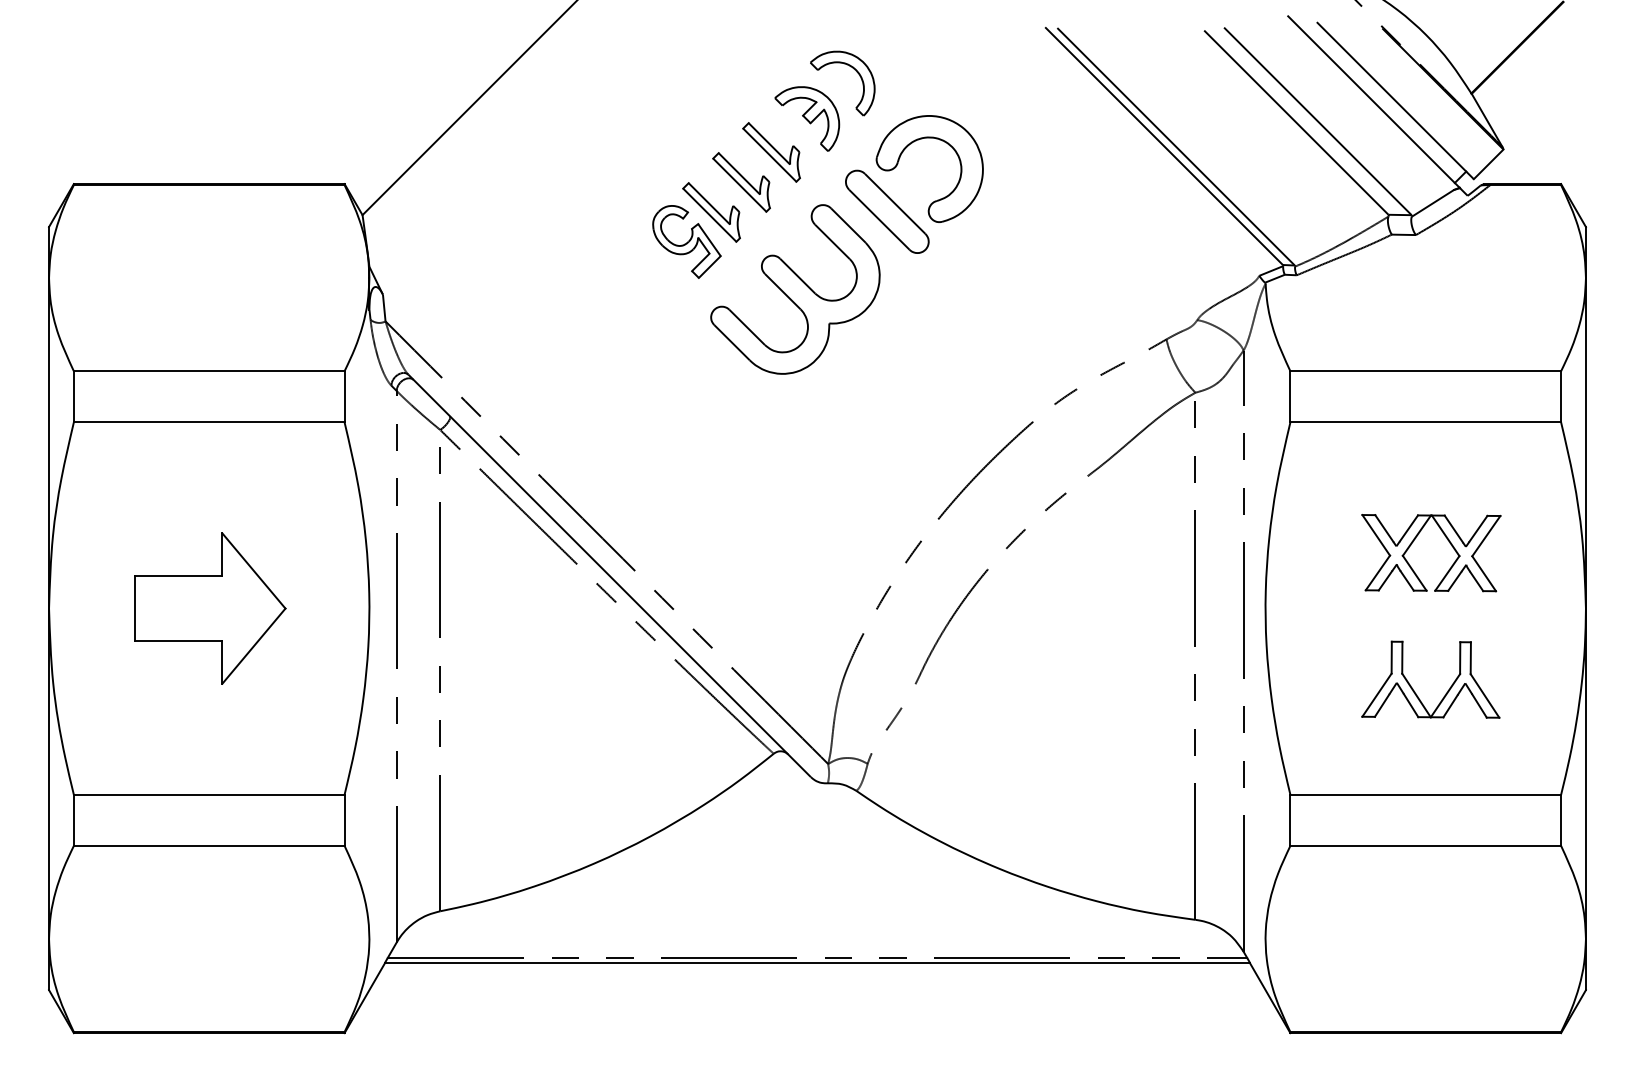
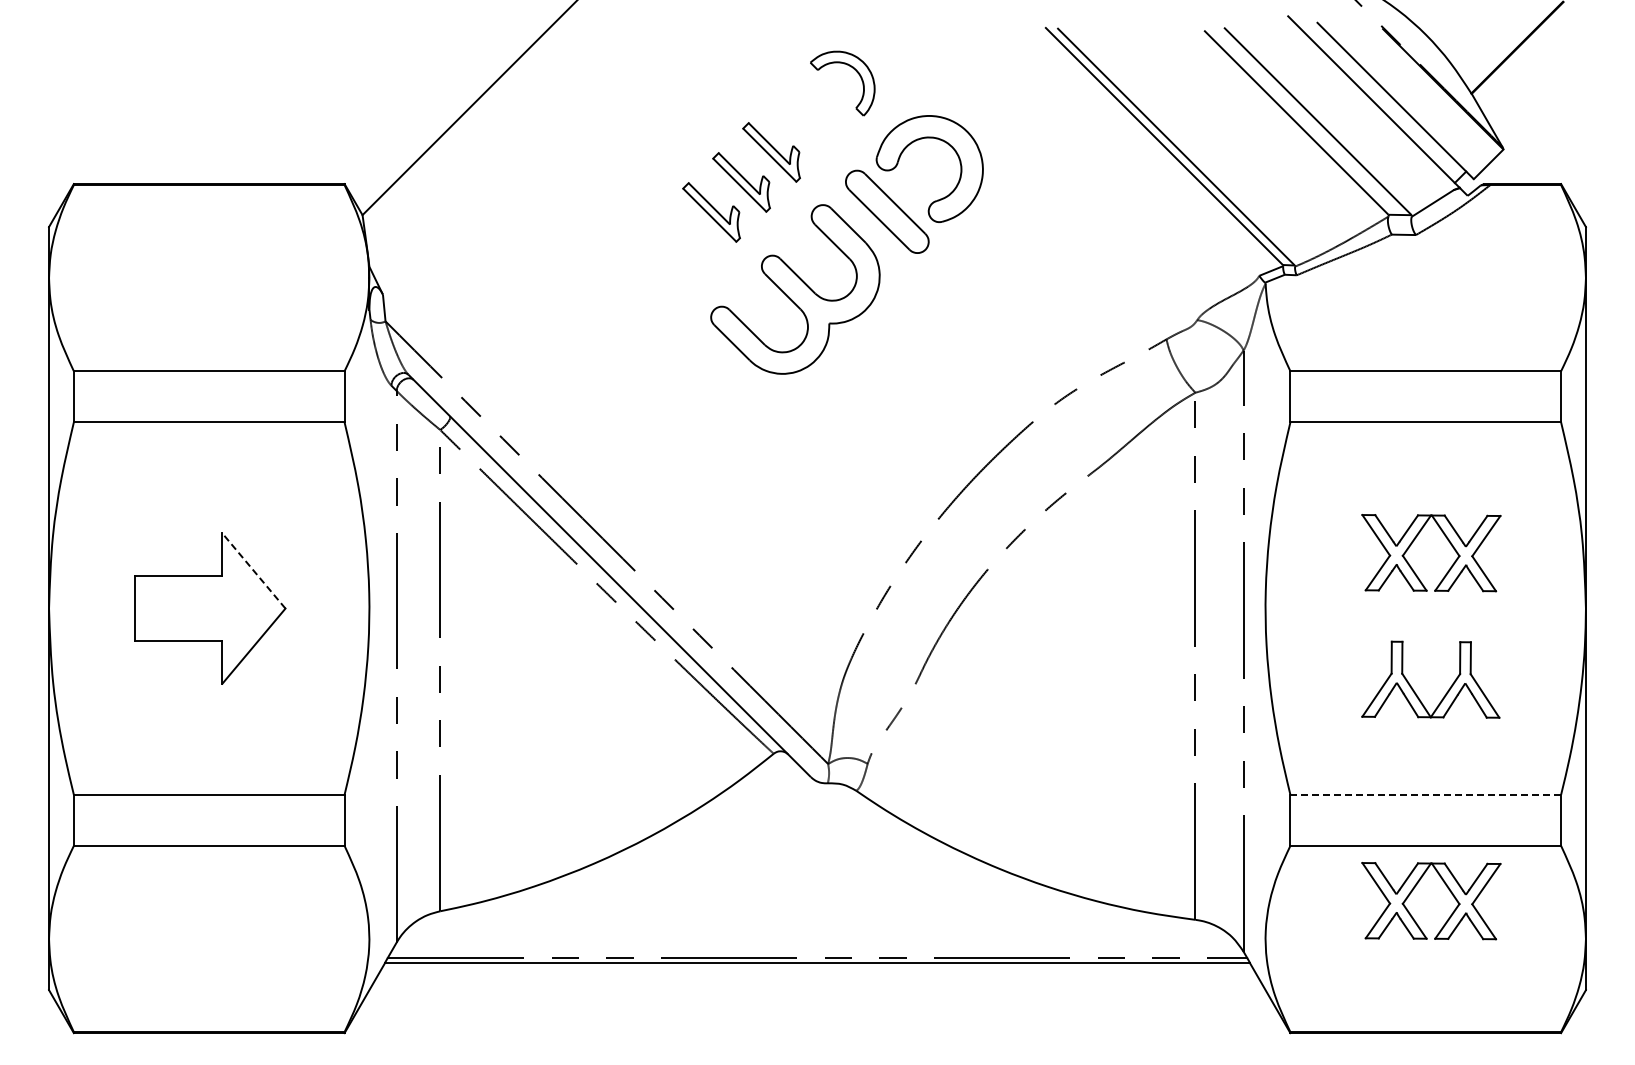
part: present -> none (807, 118)
part: present -> none (686, 241)
line: solid -> dashed (253, 570)
line: solid -> dashed (1426, 794)
part: none -> present (1449, 891)
